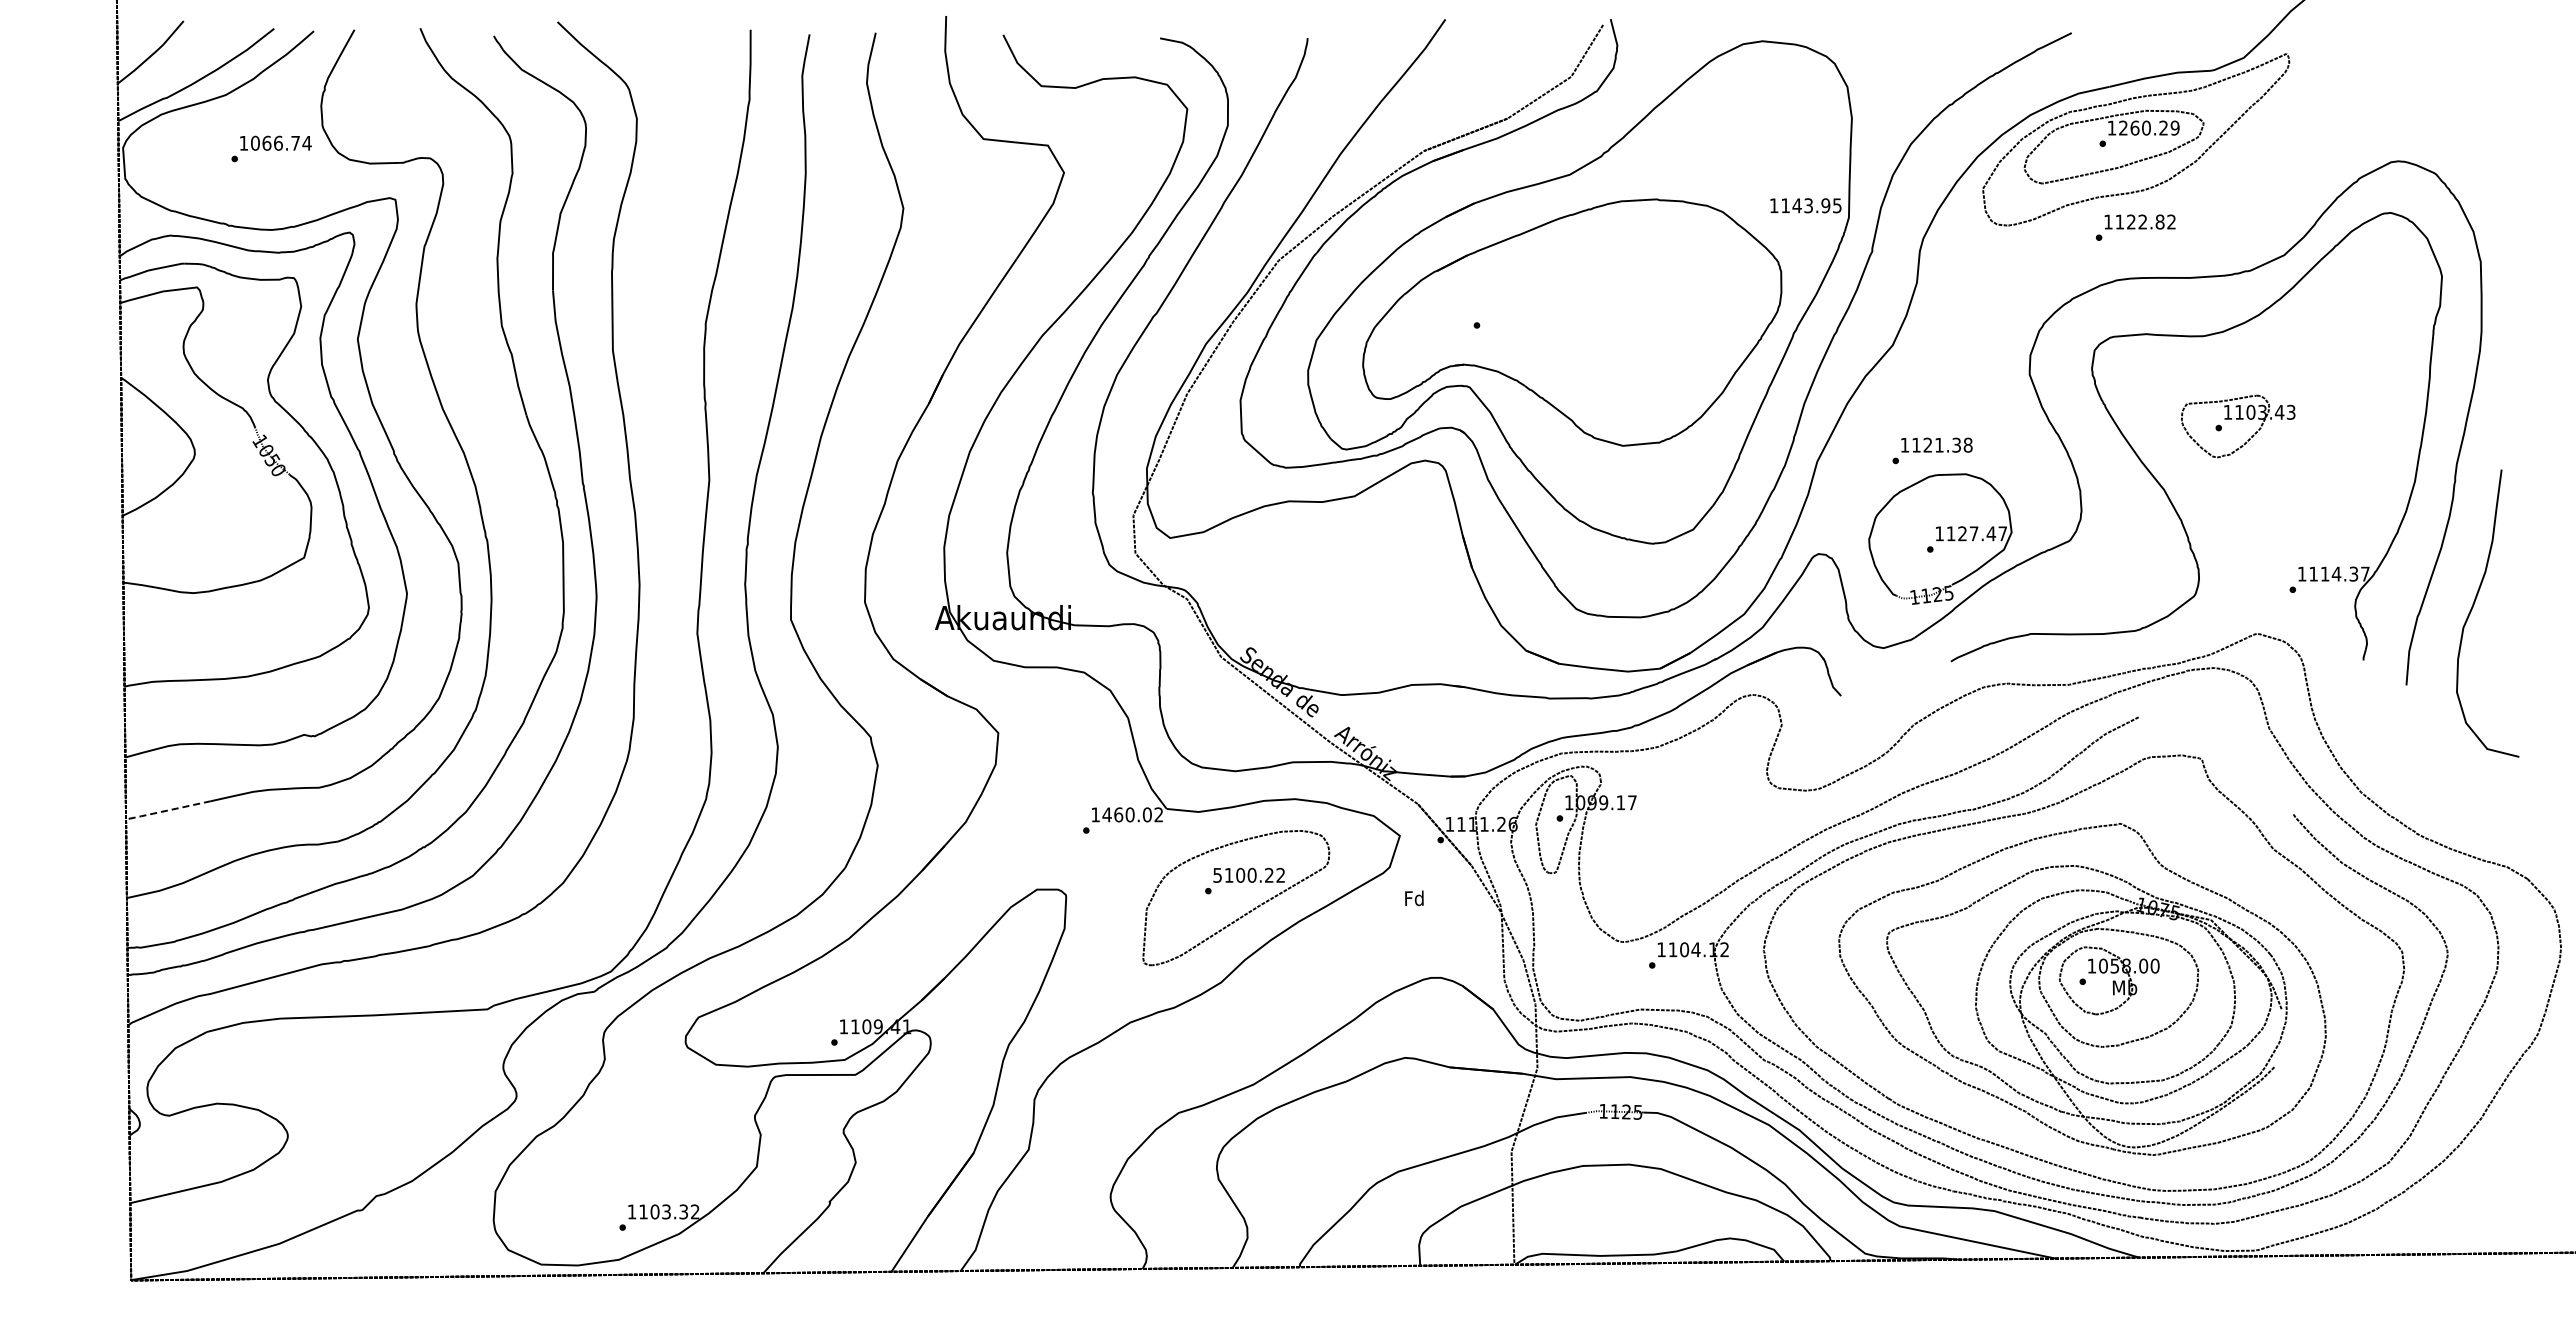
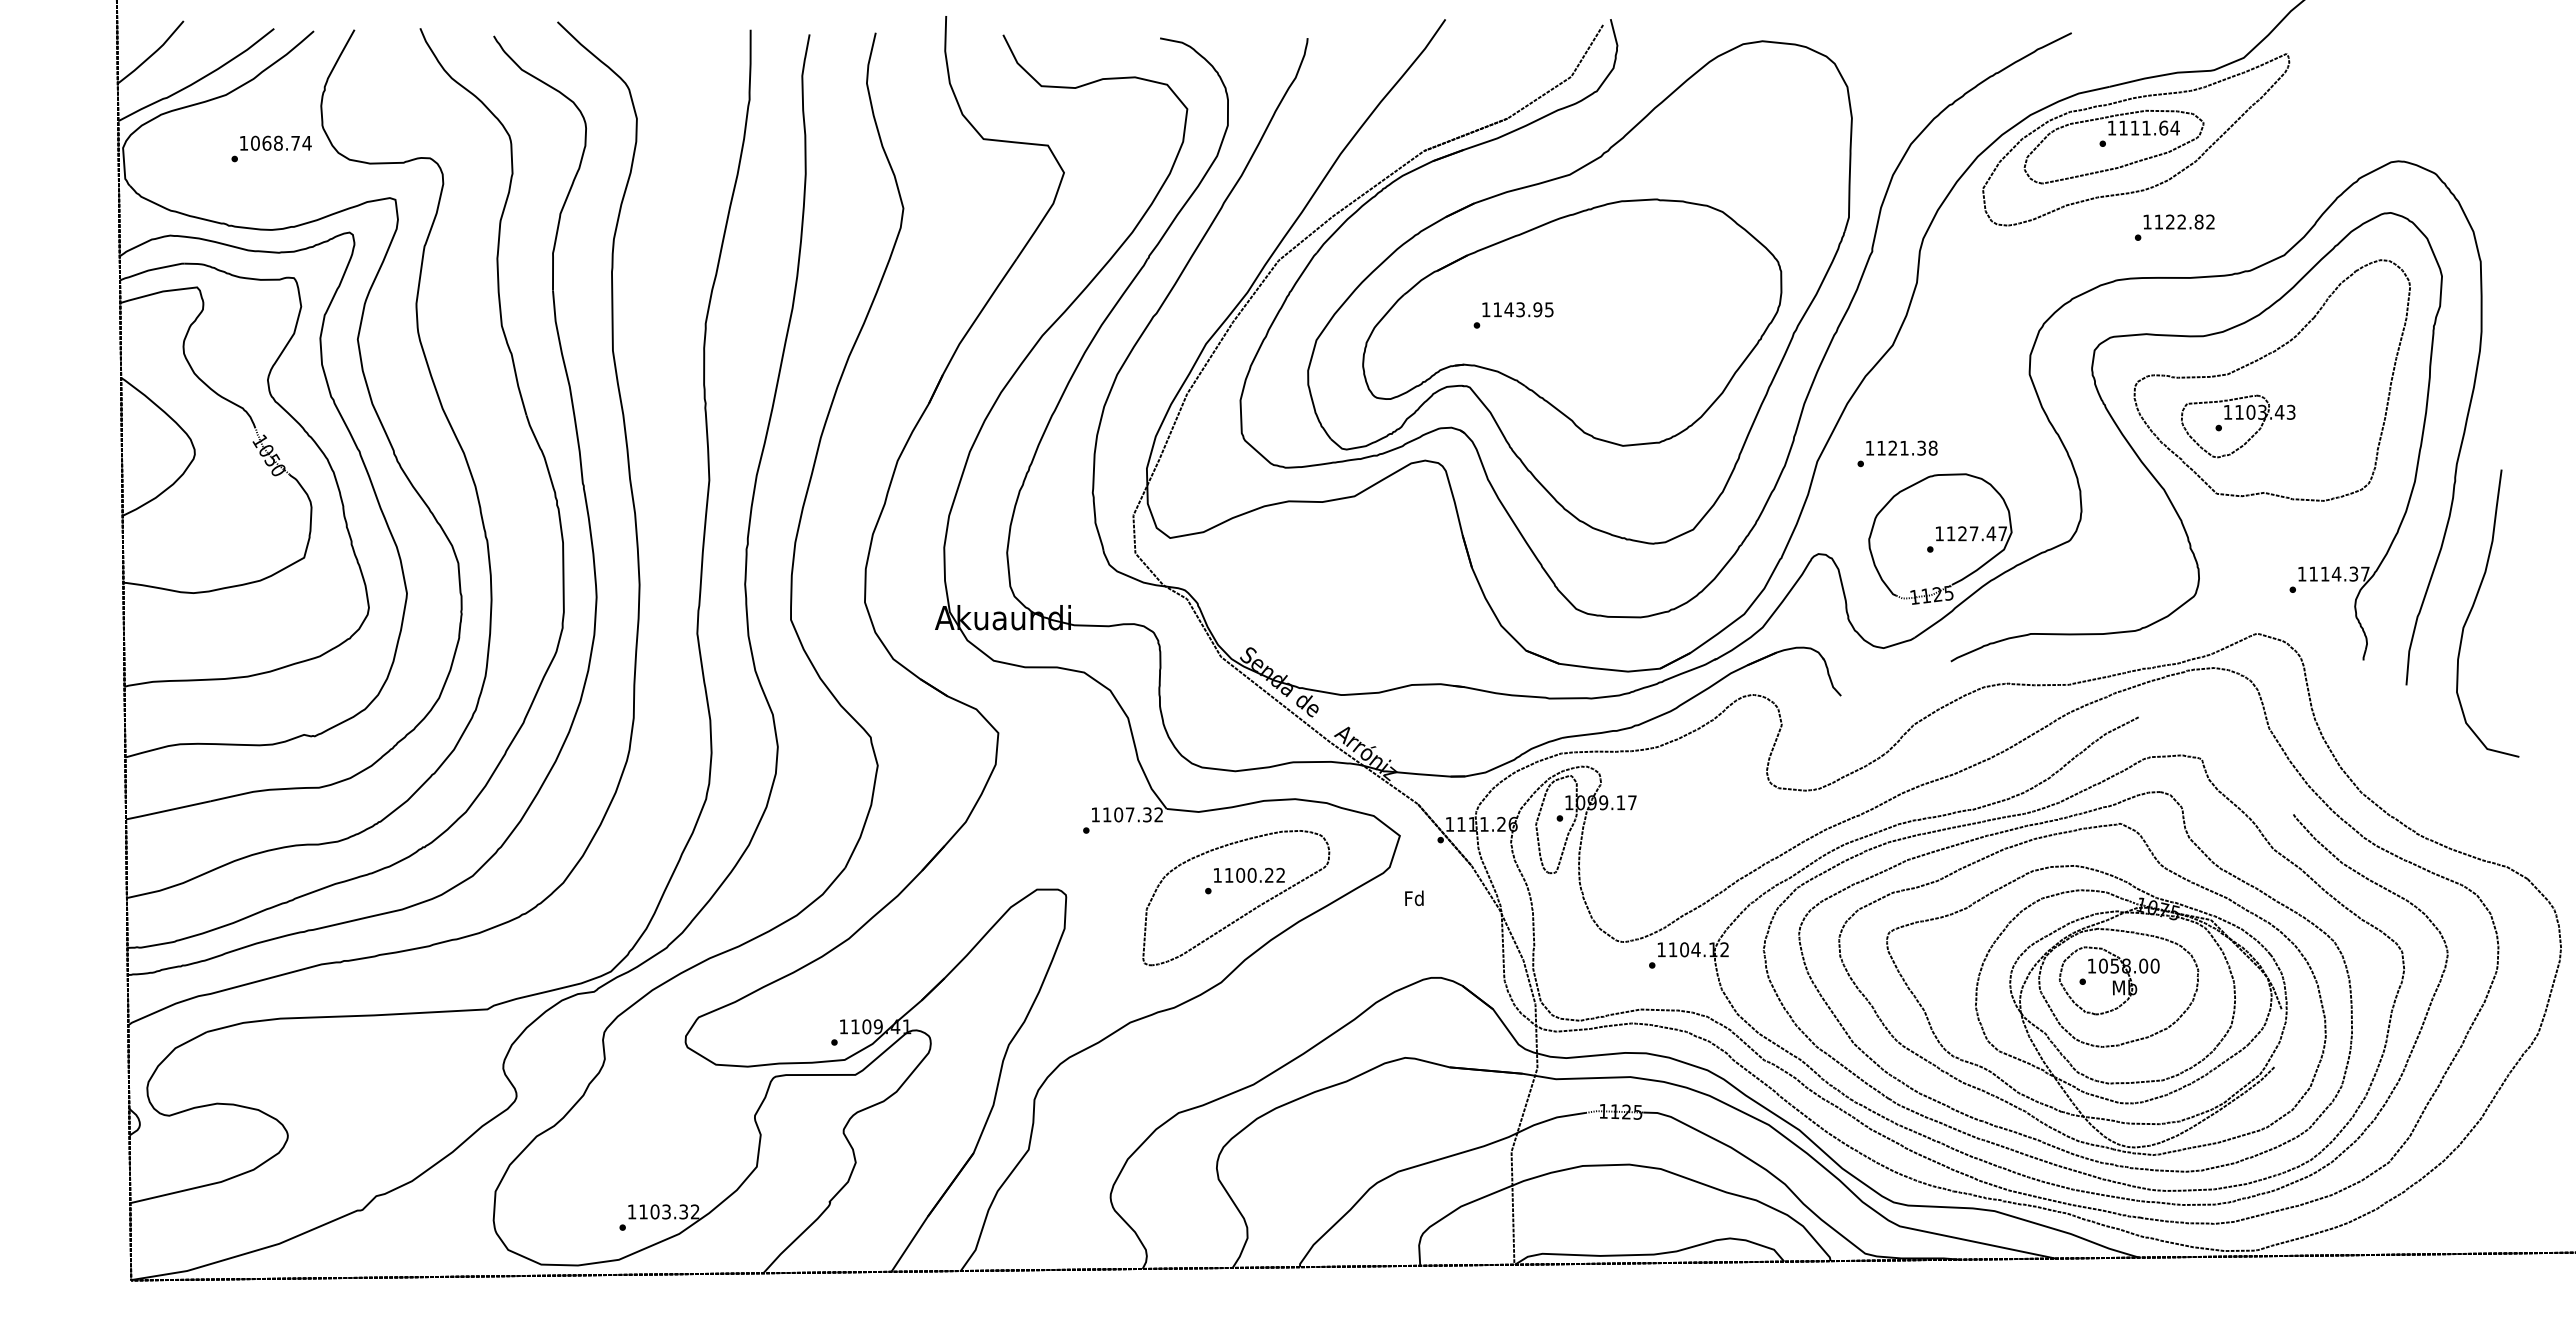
text: 1260.29 -> 1111.64 (2149, 127)
text: 1066.74 -> 1068.74 (278, 142)
text position: (1805, 205) -> (1517, 309) (1517, 309)
text position: (2135, 227) -> (2174, 227) (2174, 227)
part: none -> present (2261, 359)
text position: (1932, 450) -> (1897, 453) (1897, 453)
line: dashed -> solid (168, 810)
text: 1460.02 -> 1107.32 (1126, 814)
part: none -> present (2041, 824)
text: 5100.22 -> 1100.22 (1217, 875)
